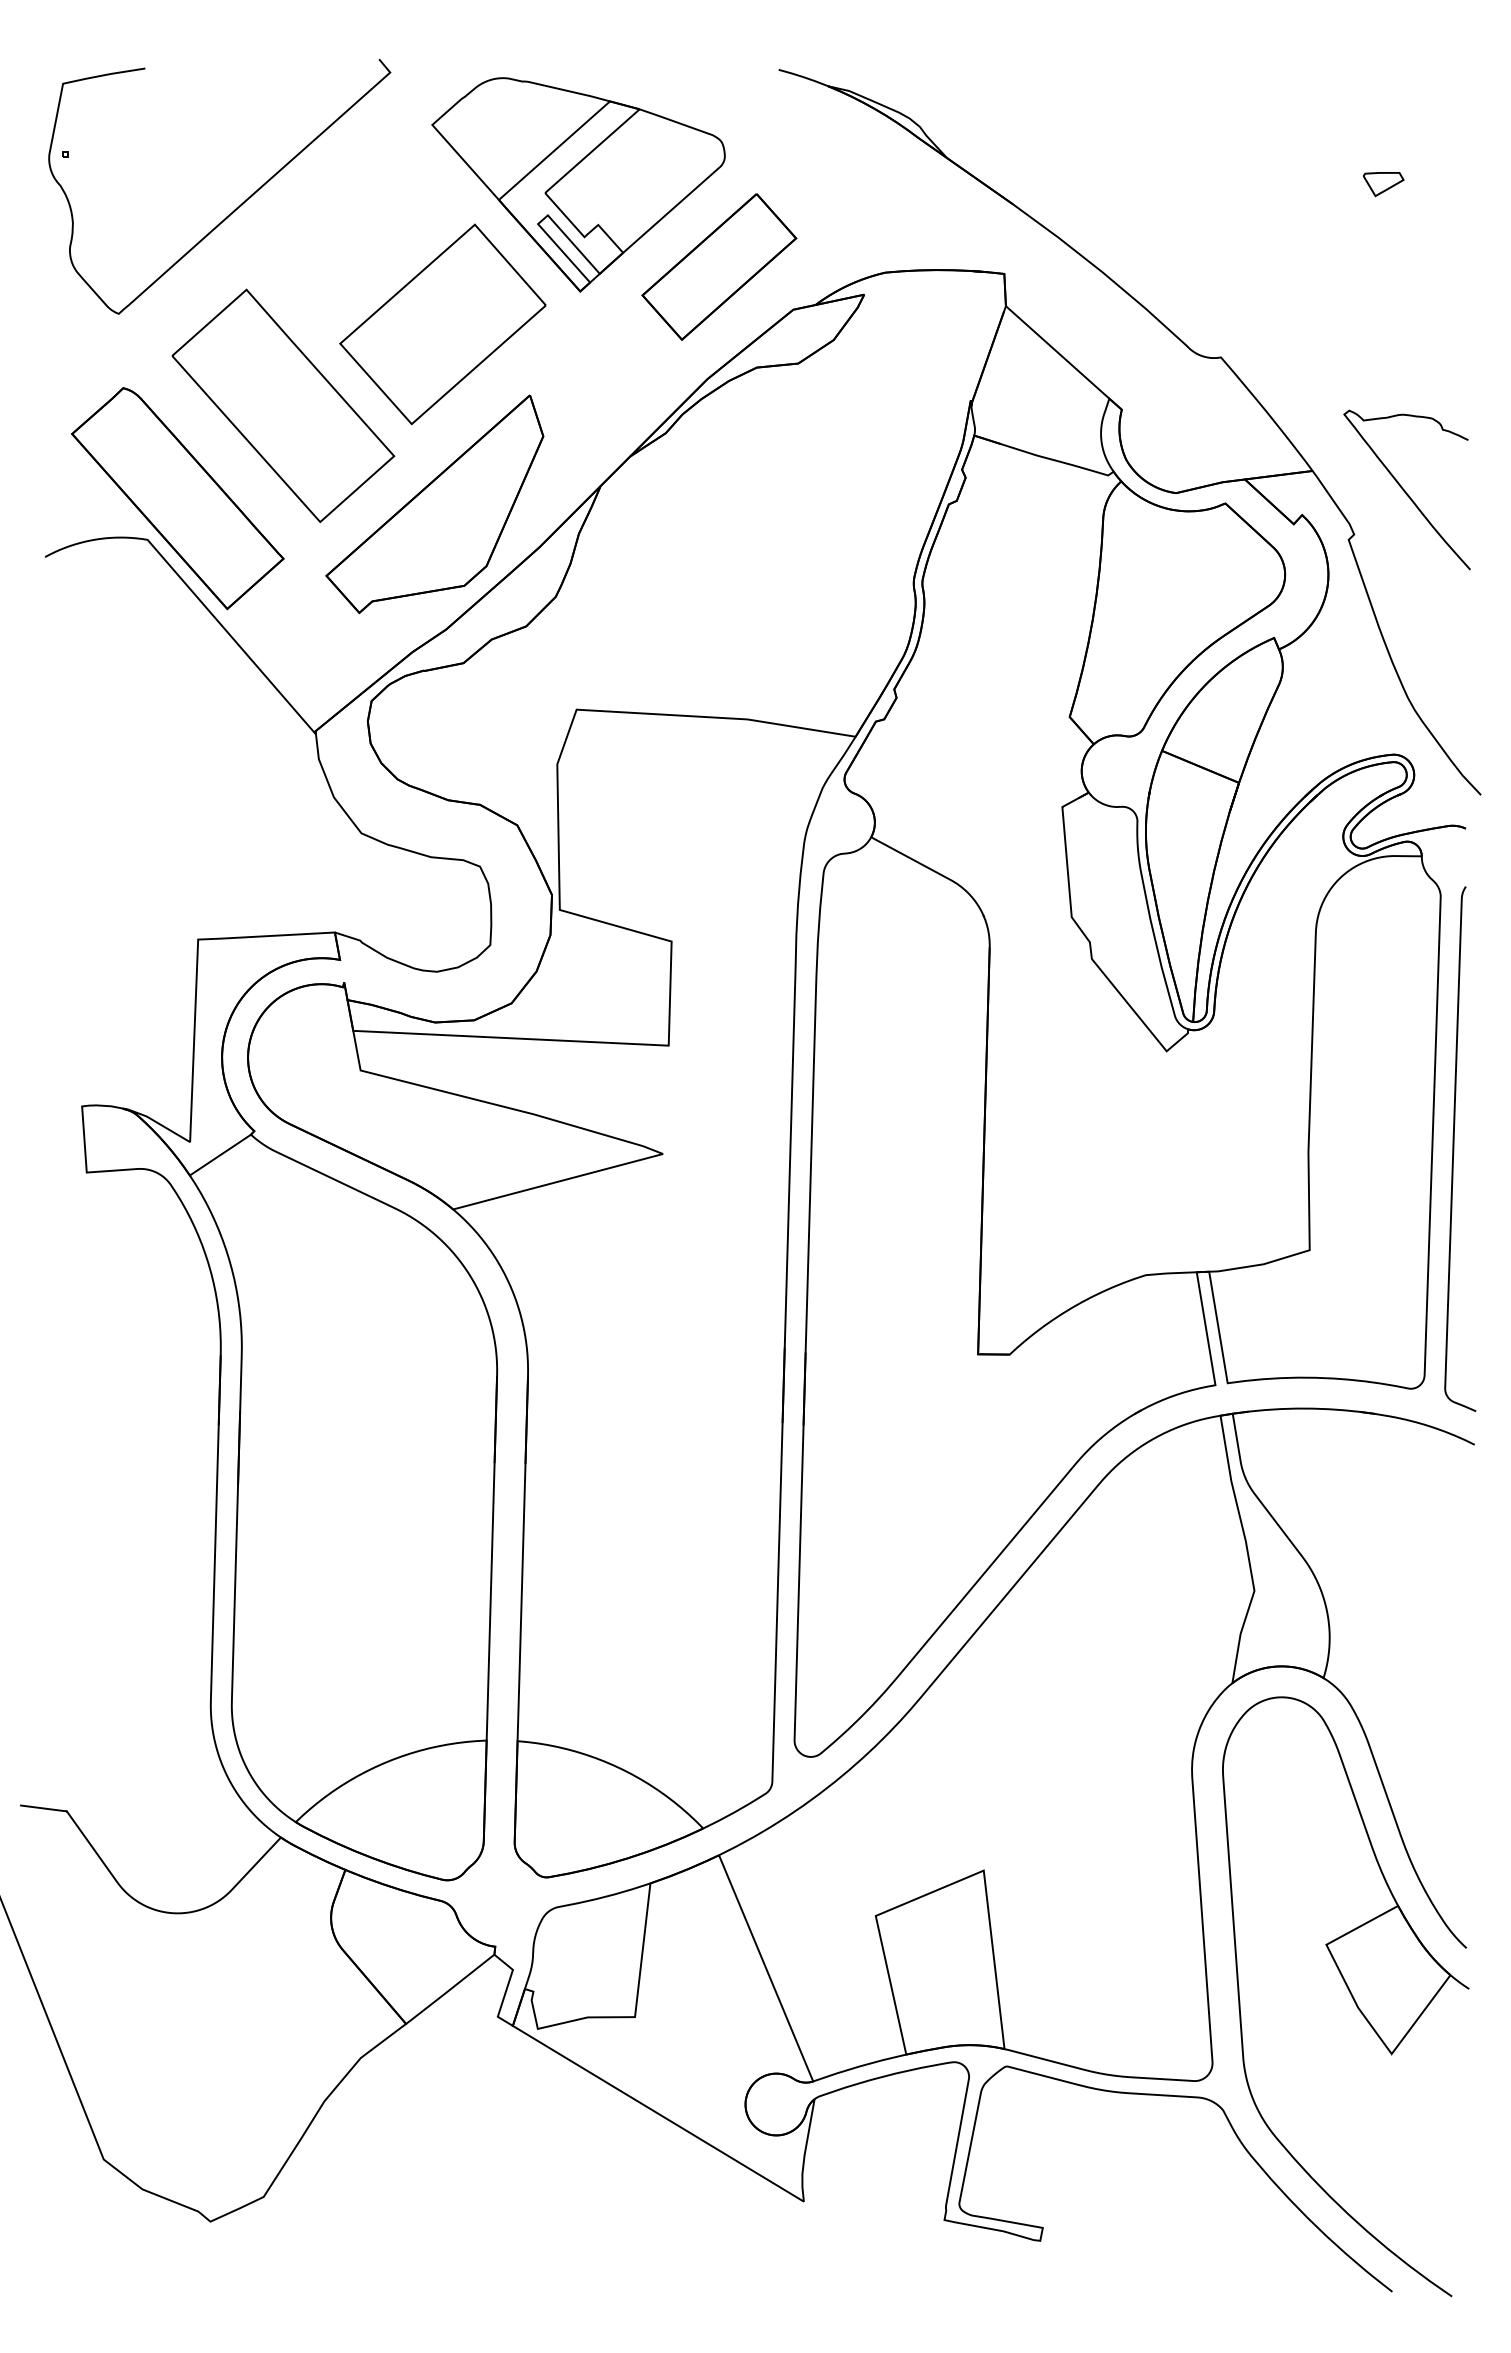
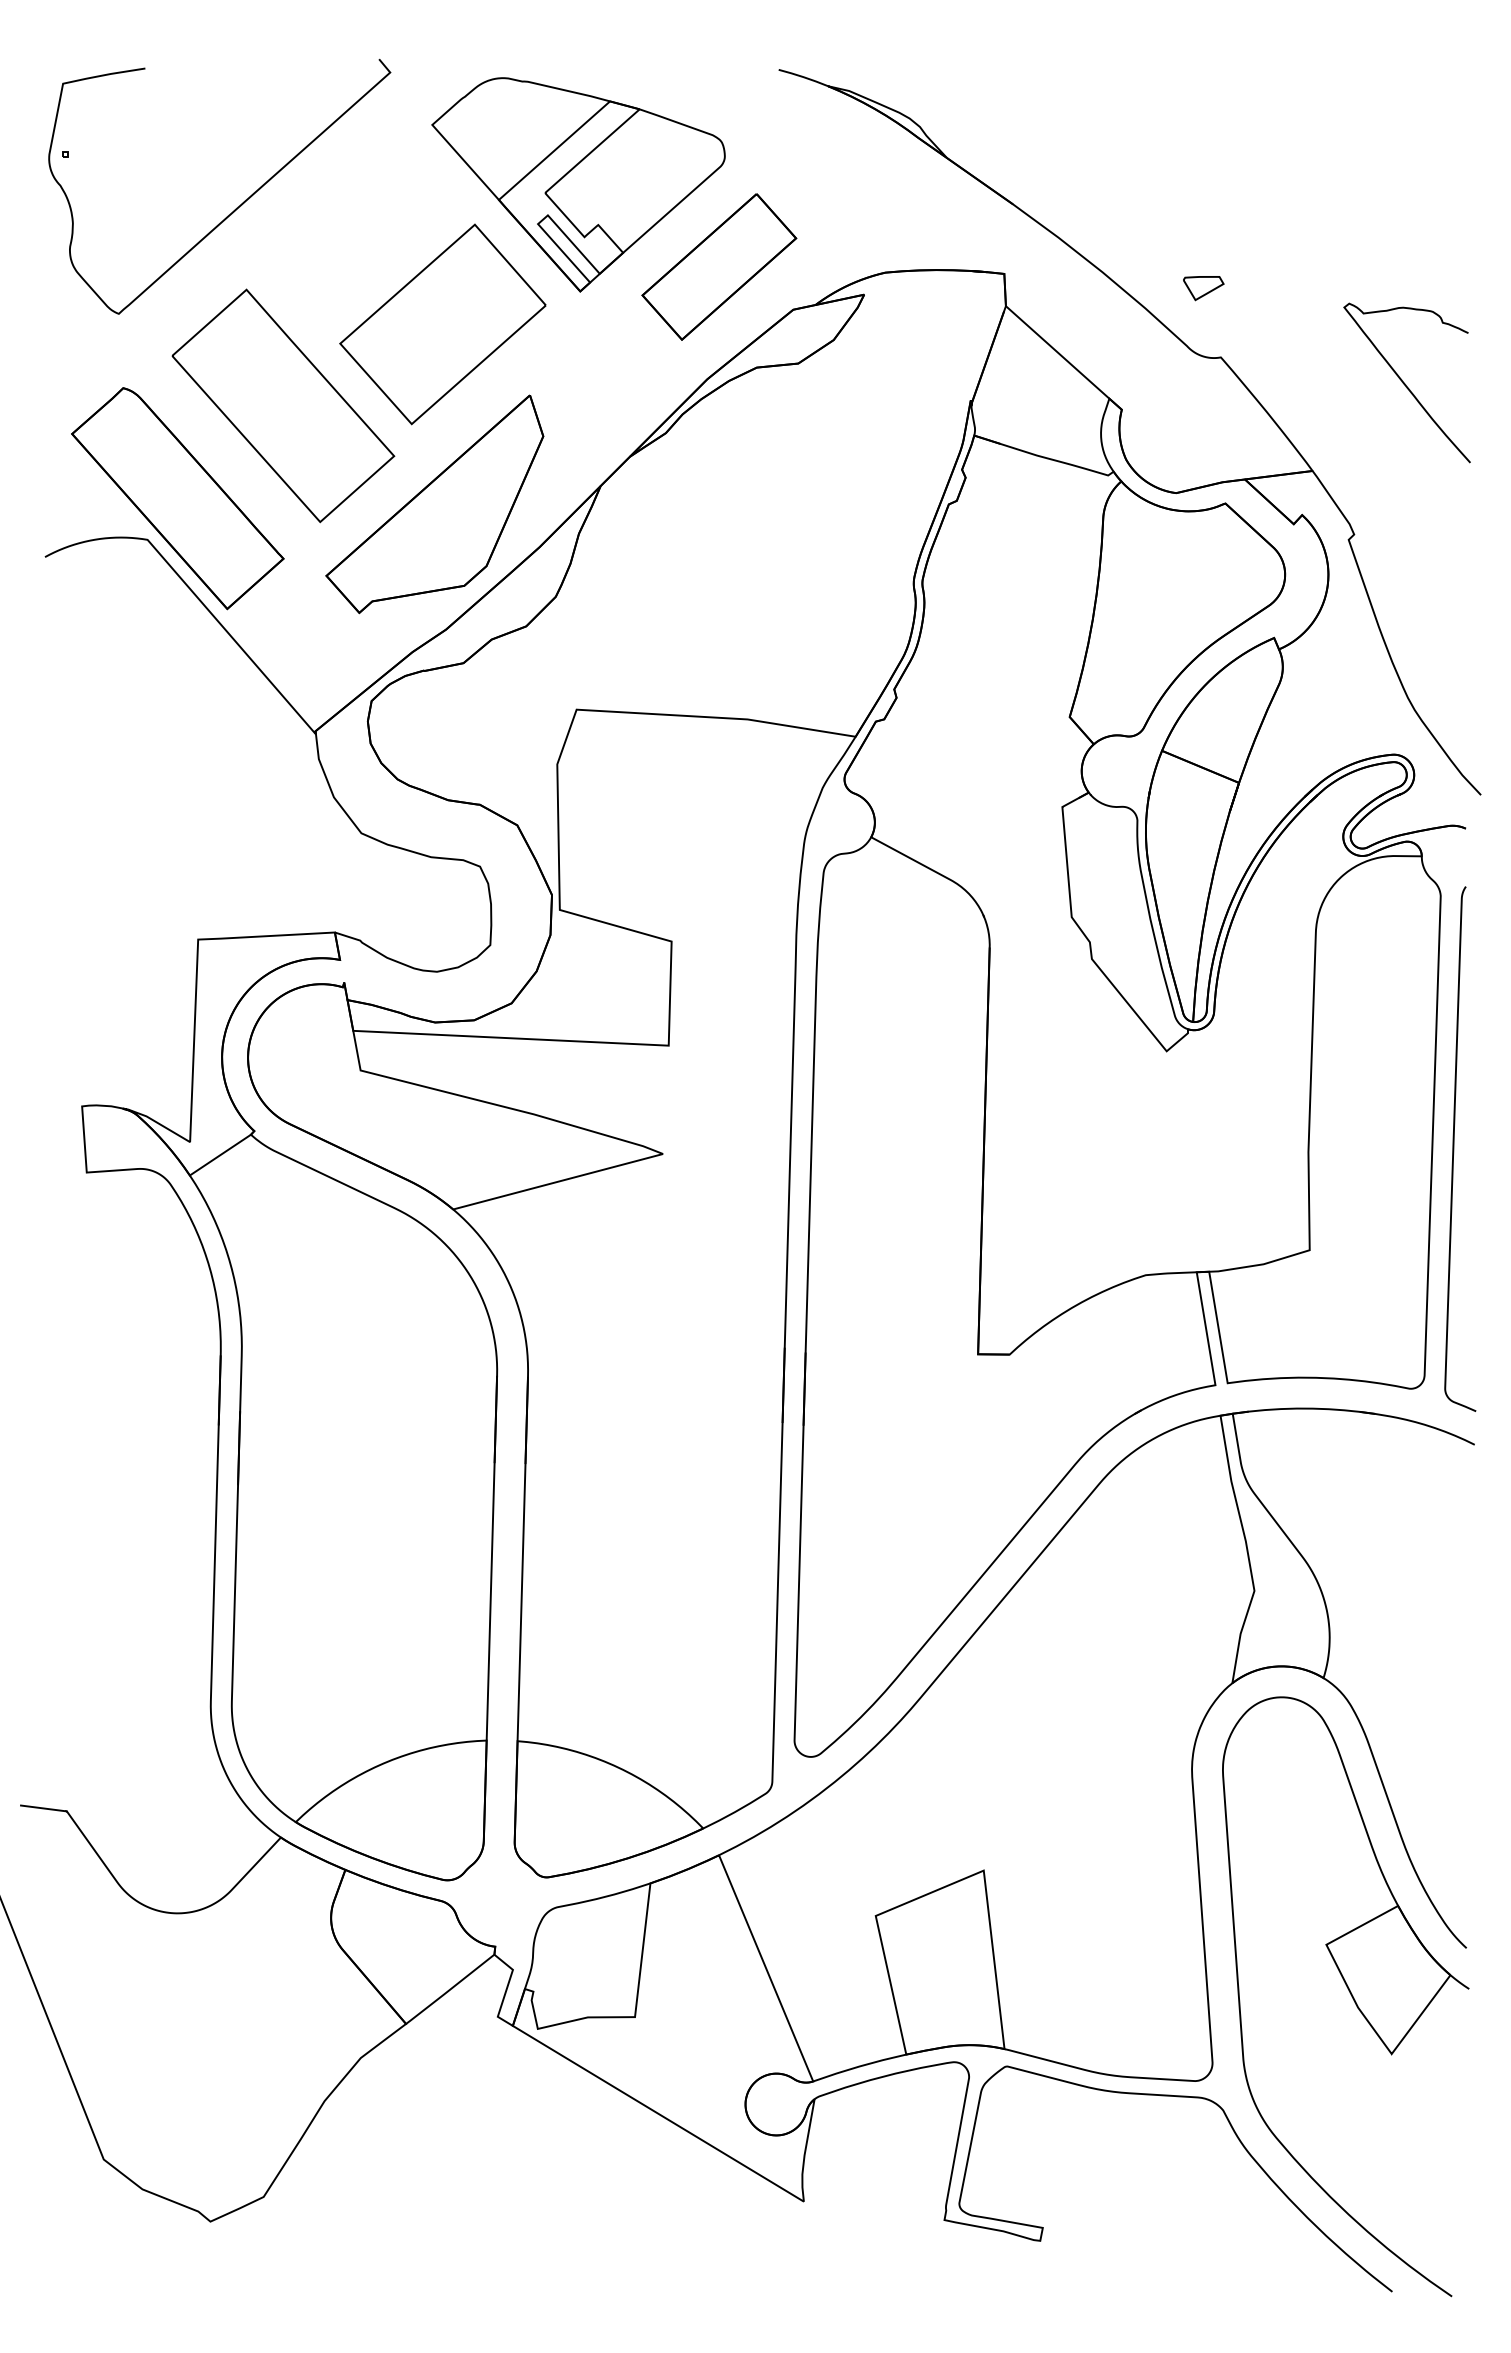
part position: (1383, 184) -> (1203, 288) (1203, 288)
curve position: (1405, 490) -> (1405, 383) (1405, 383)
